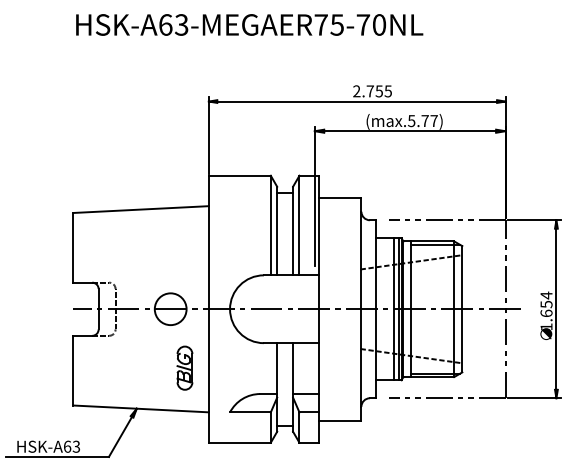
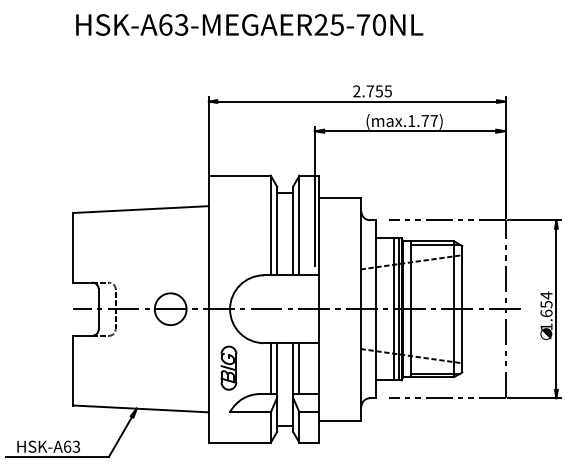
text: HSK-A63-MEGAER75-70NL -> HSK-A63-MEGAER25-70NL (320, 24)
text: (max.5.77) -> (max.1.77) (411, 121)
part position: (184, 367) -> (228, 367) (228, 367)
line: none -> present (270, 368)
line: none -> present (299, 368)
